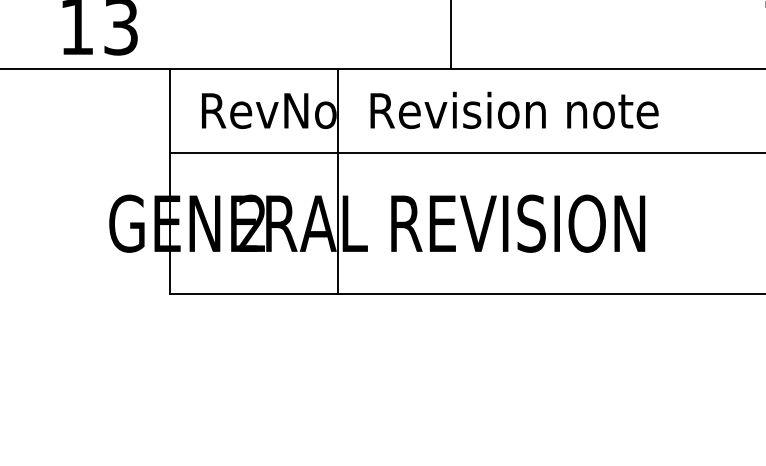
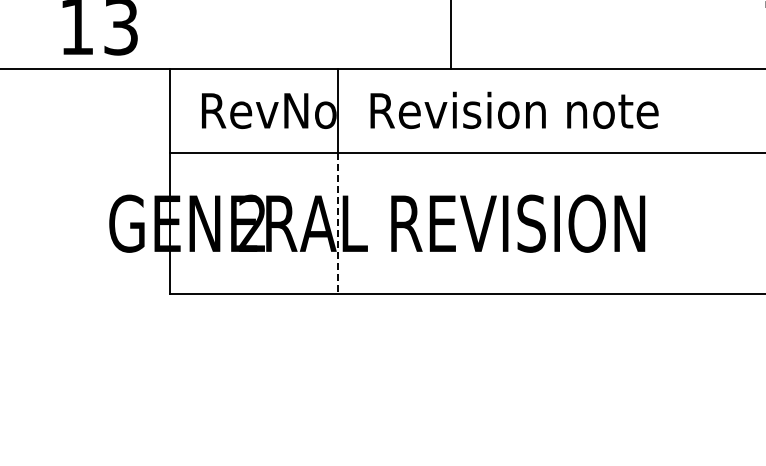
line: solid -> dashed (338, 223)
